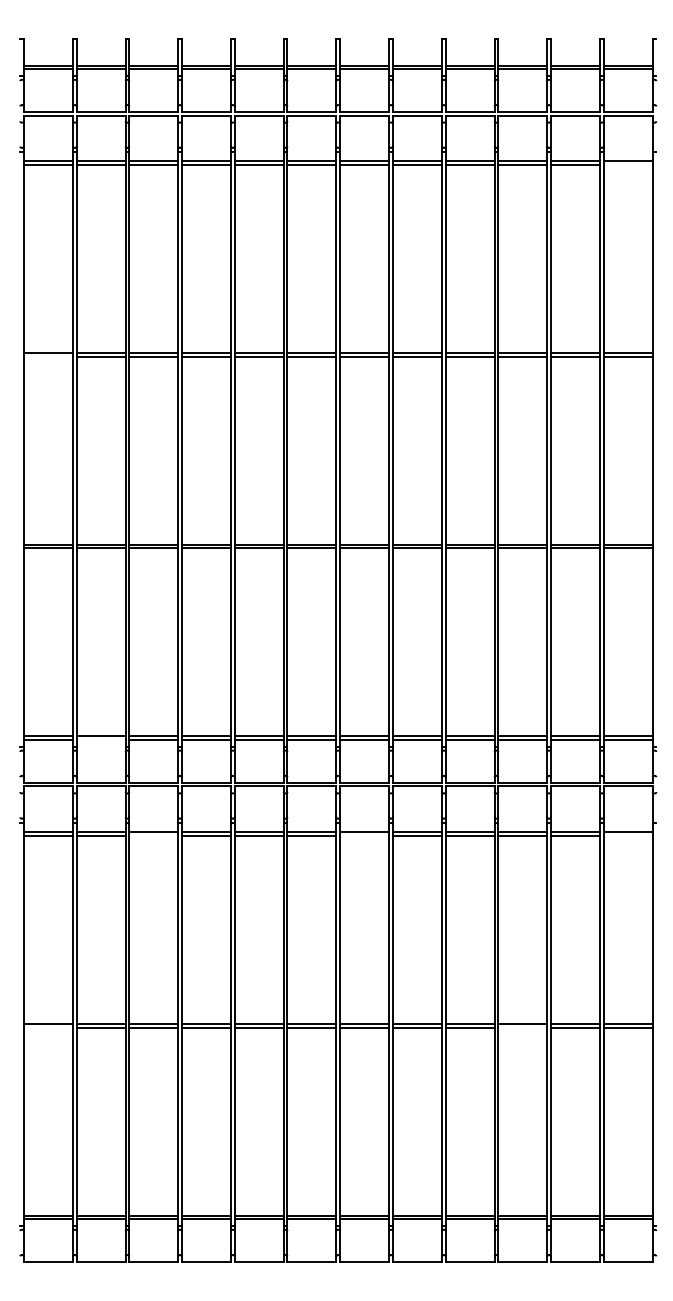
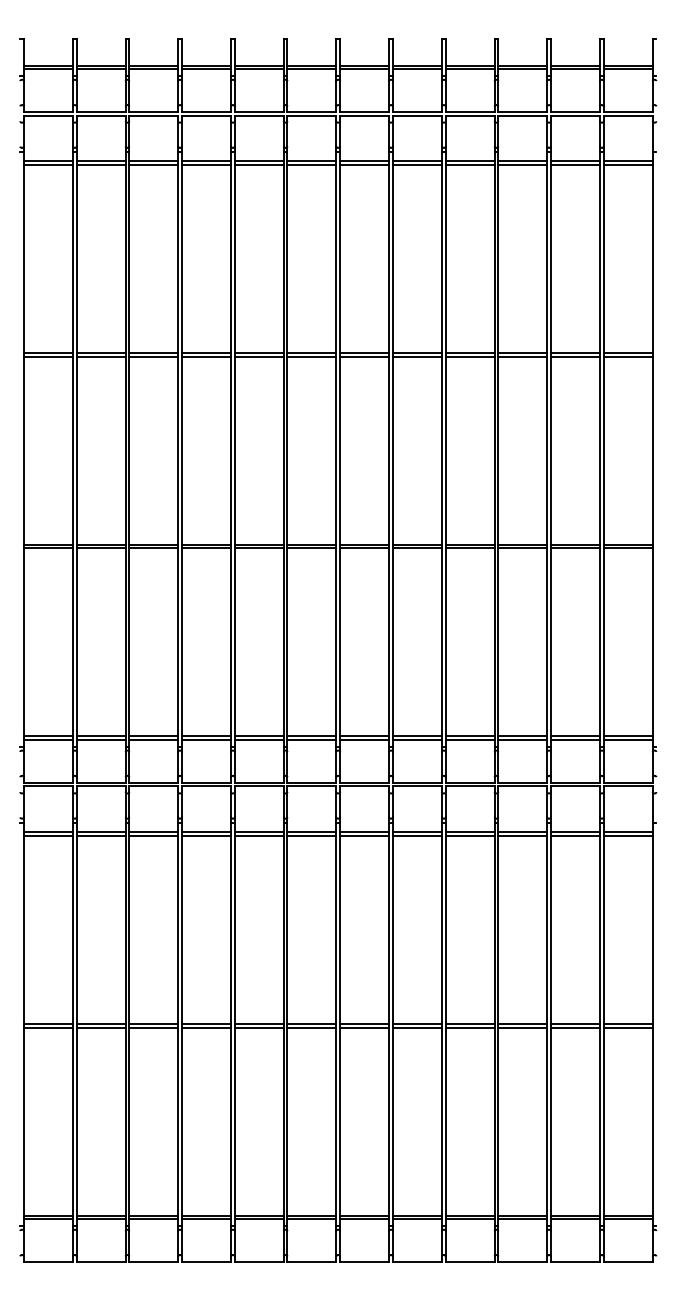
line: none -> present (627, 165)
line: none -> present (47, 356)
line: none -> present (100, 740)
line: none -> present (153, 835)
line: none -> present (364, 835)
line: none -> present (627, 835)
line: none -> present (47, 1027)
line: none -> present (522, 1027)
